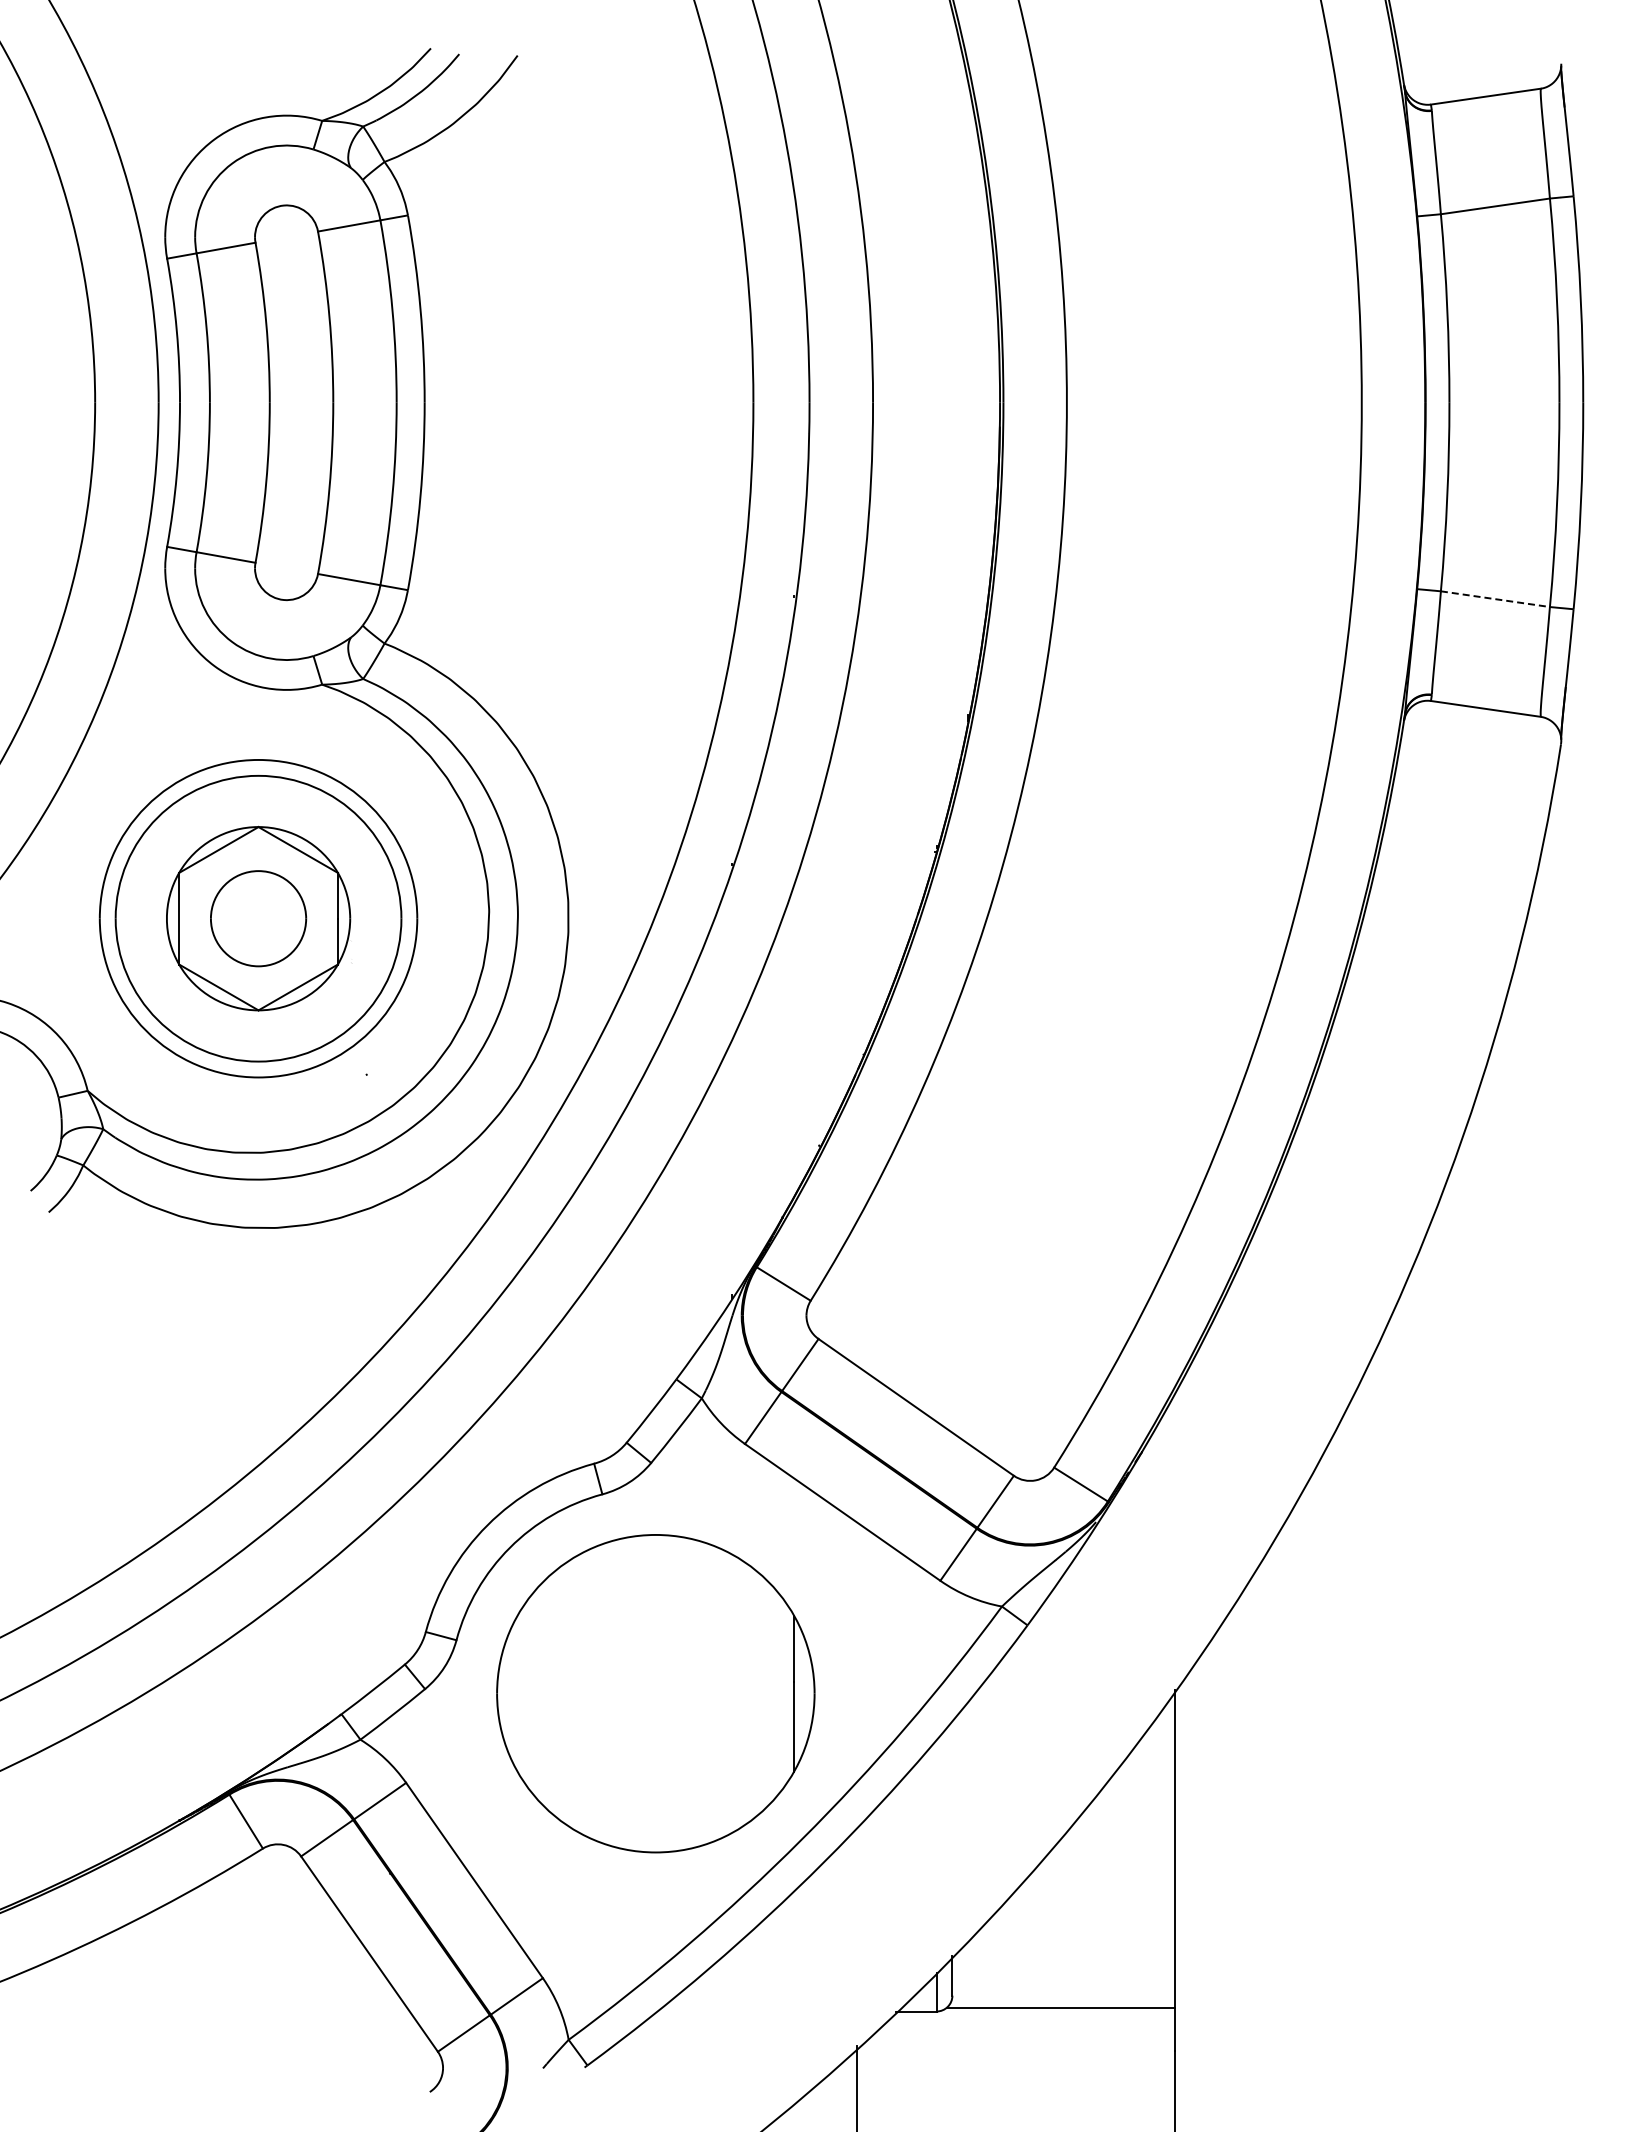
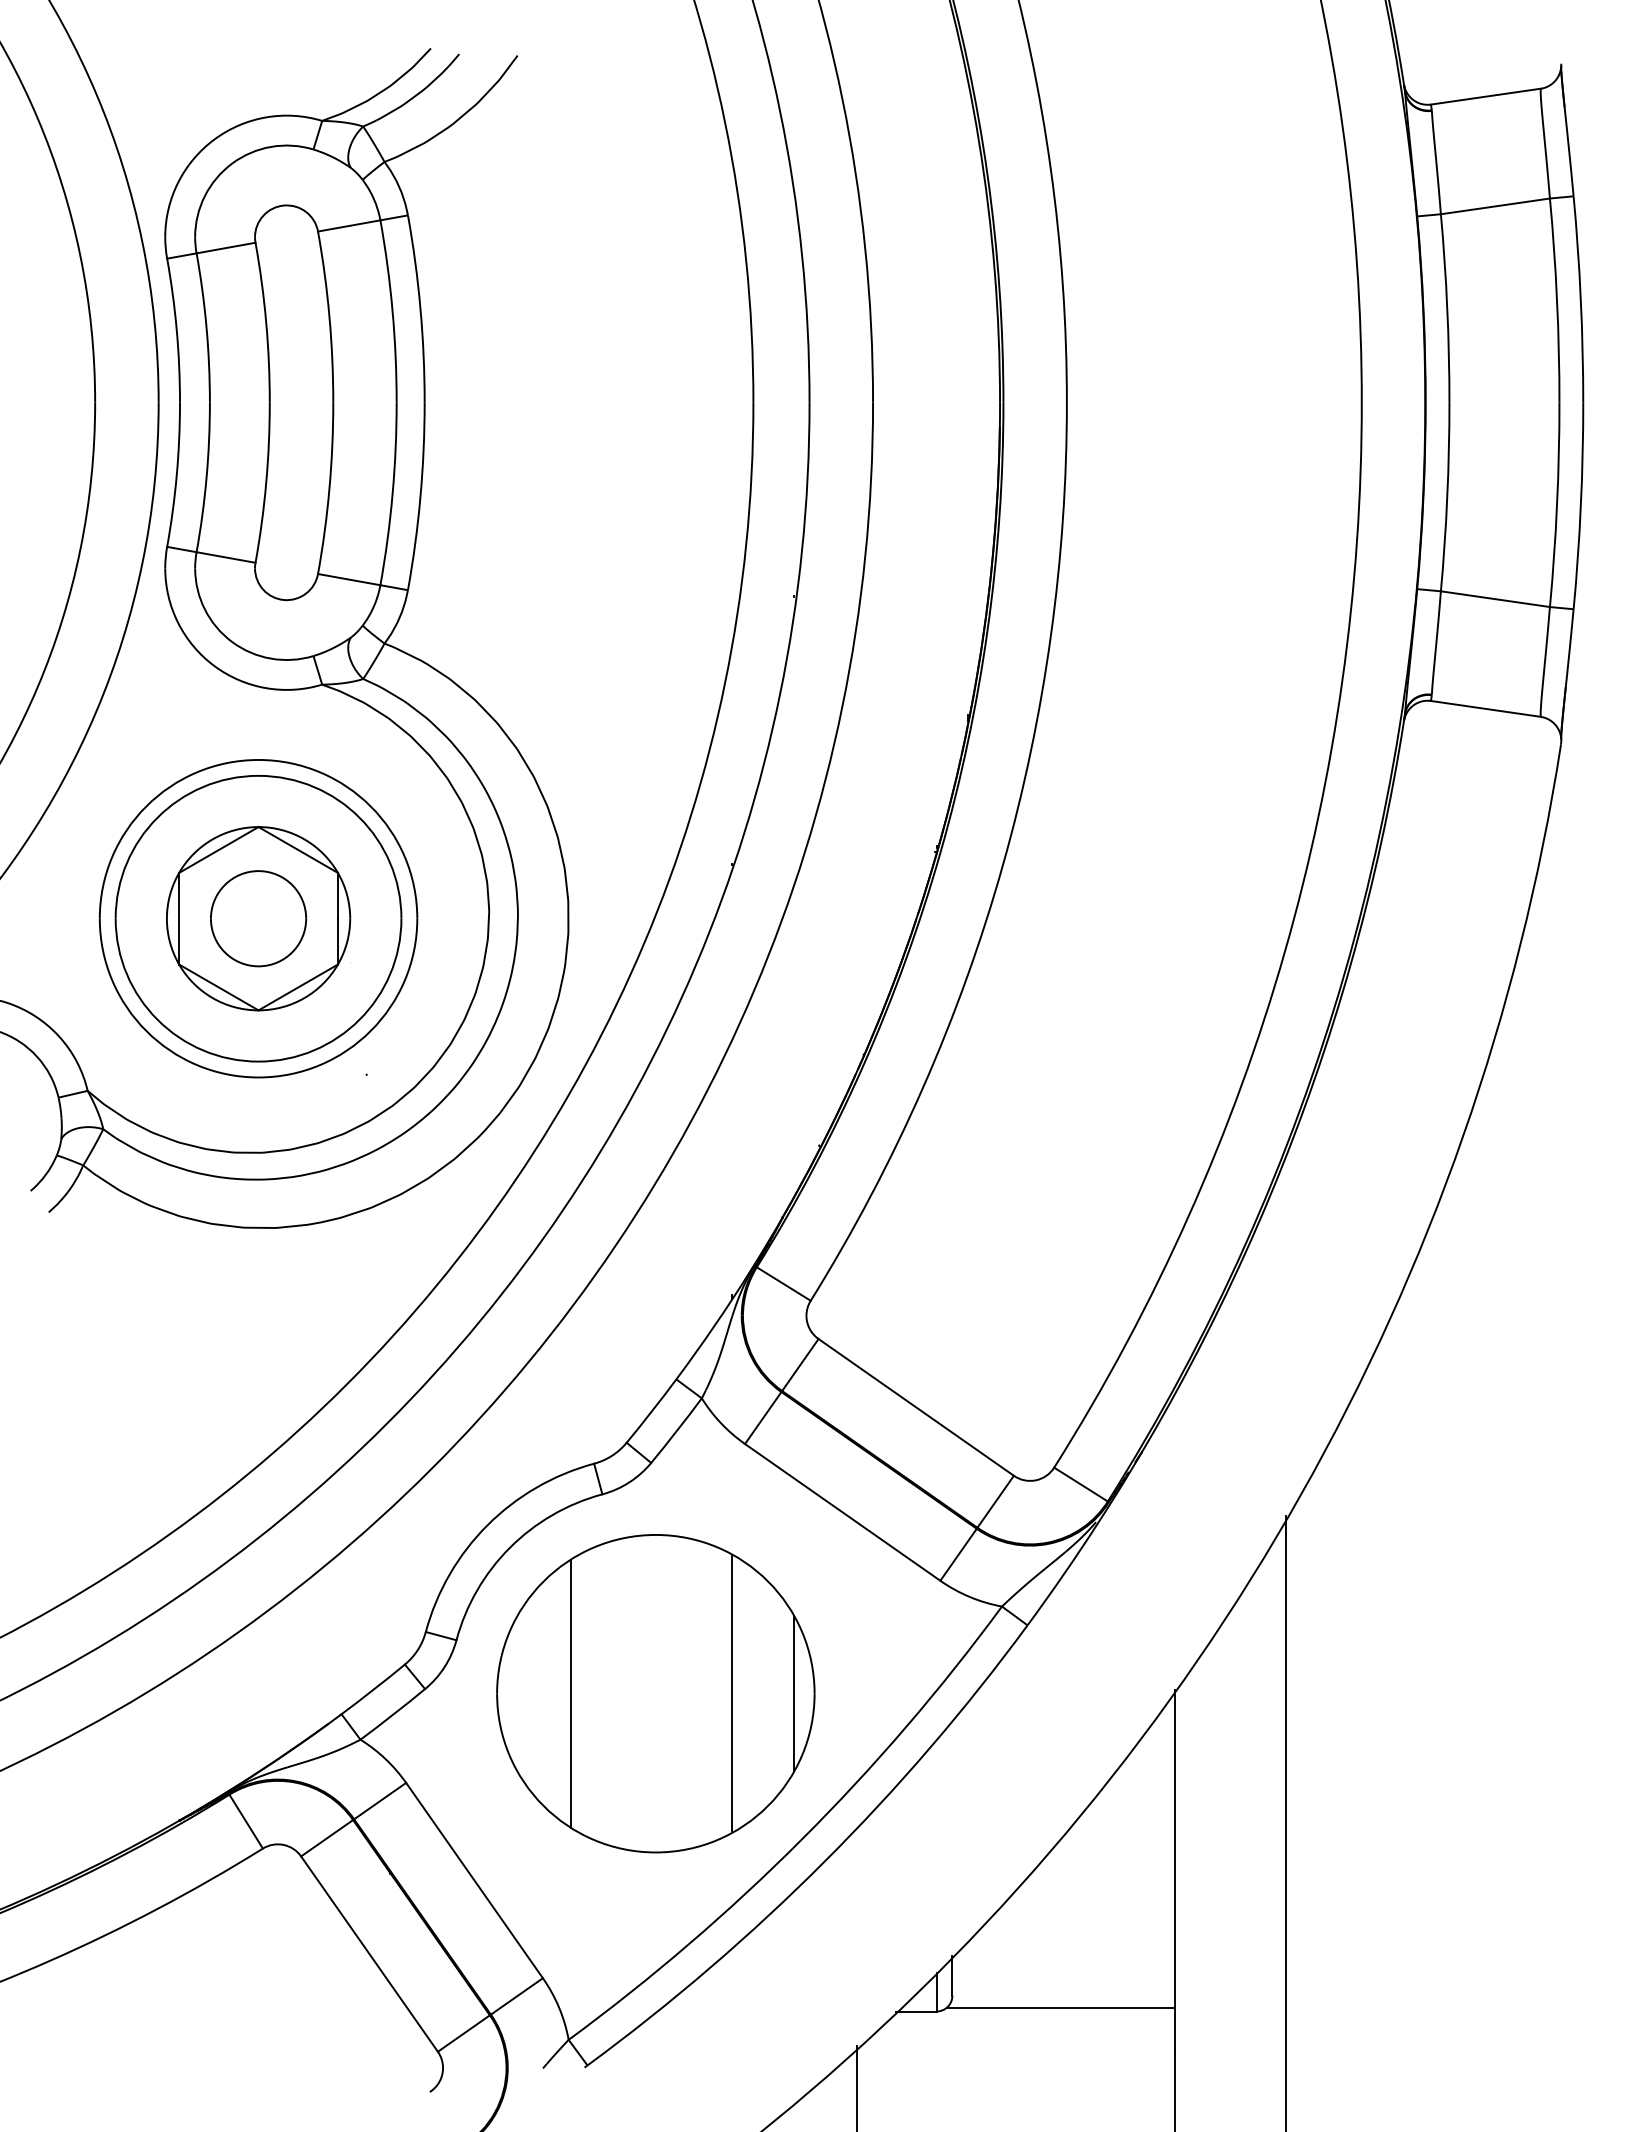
line: dashed -> solid (1495, 599)
line: none -> present (571, 1693)
line: none -> present (732, 1693)
line: none -> present (1285, 1822)
